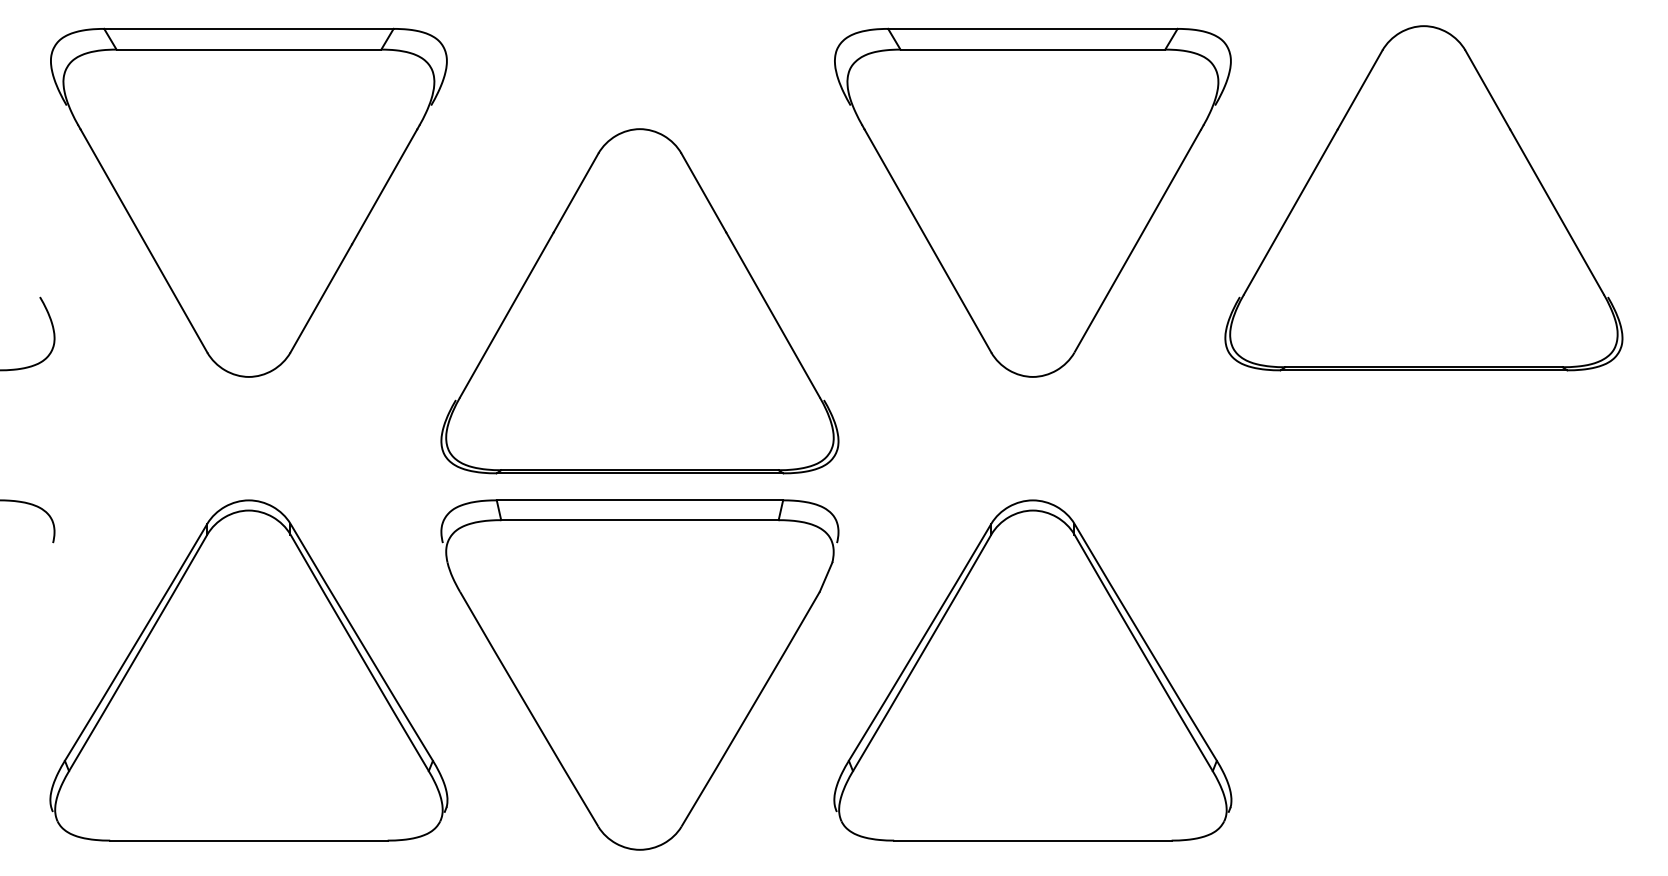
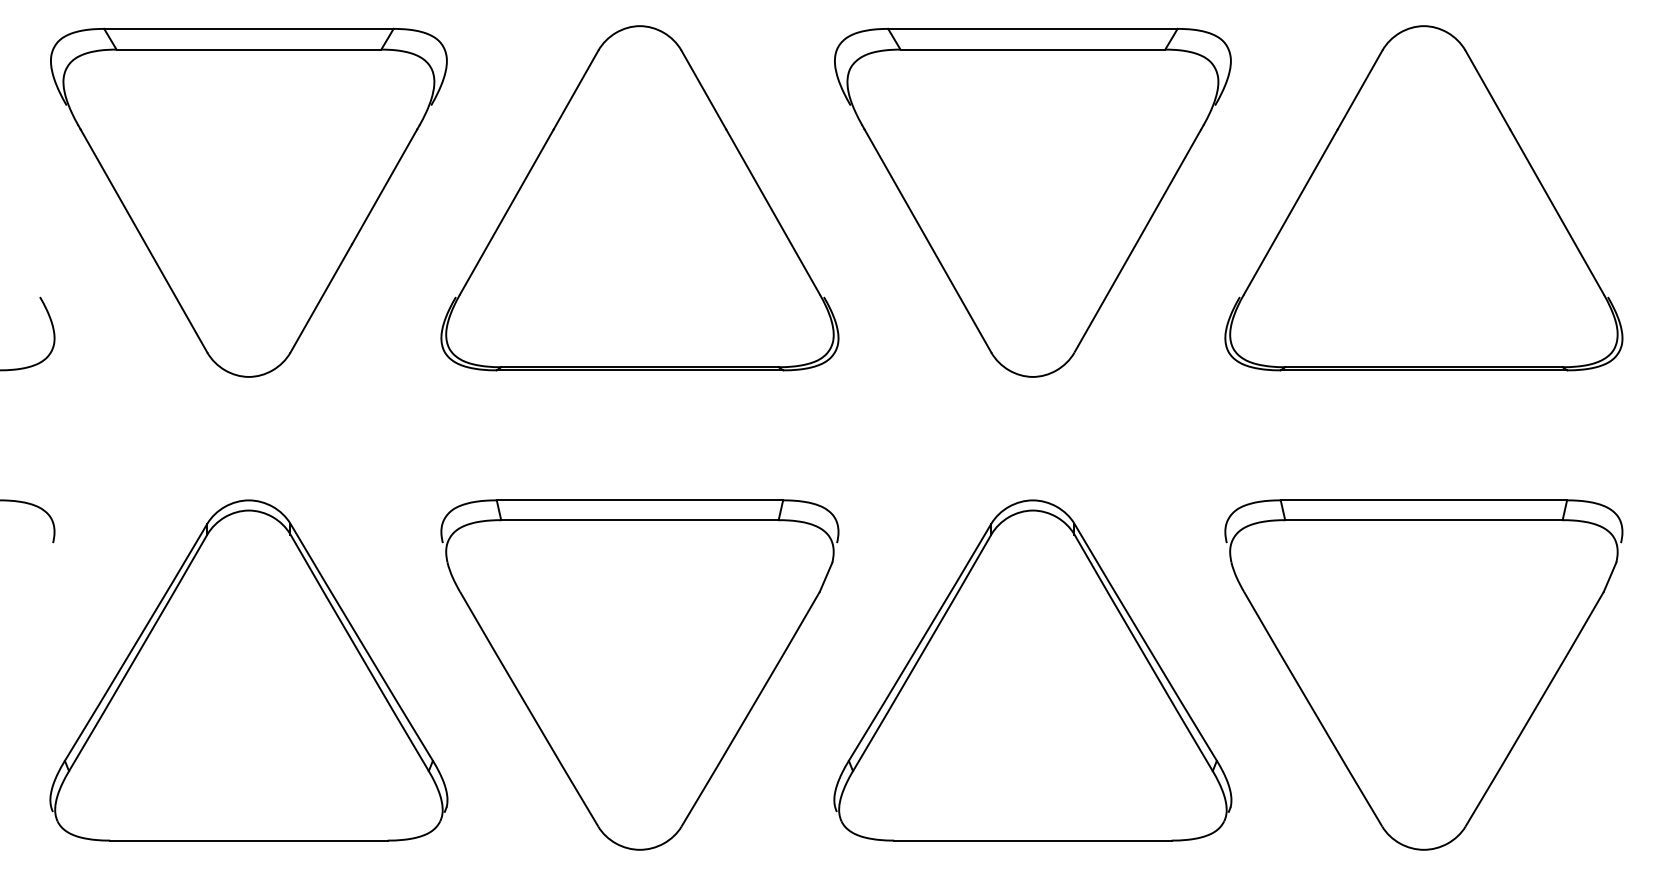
part position: (639, 301) -> (639, 198) (639, 198)
part: none -> present (1423, 674)
